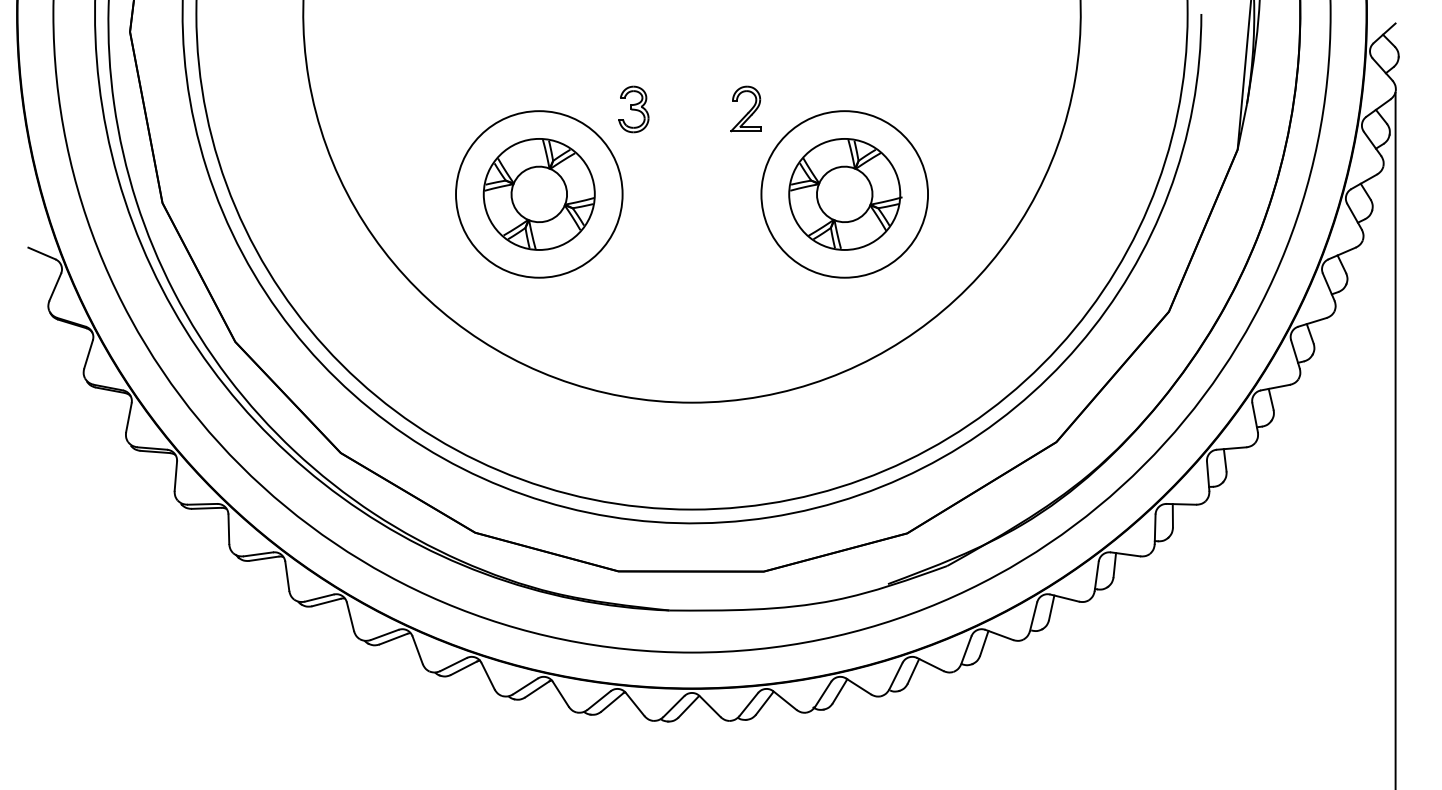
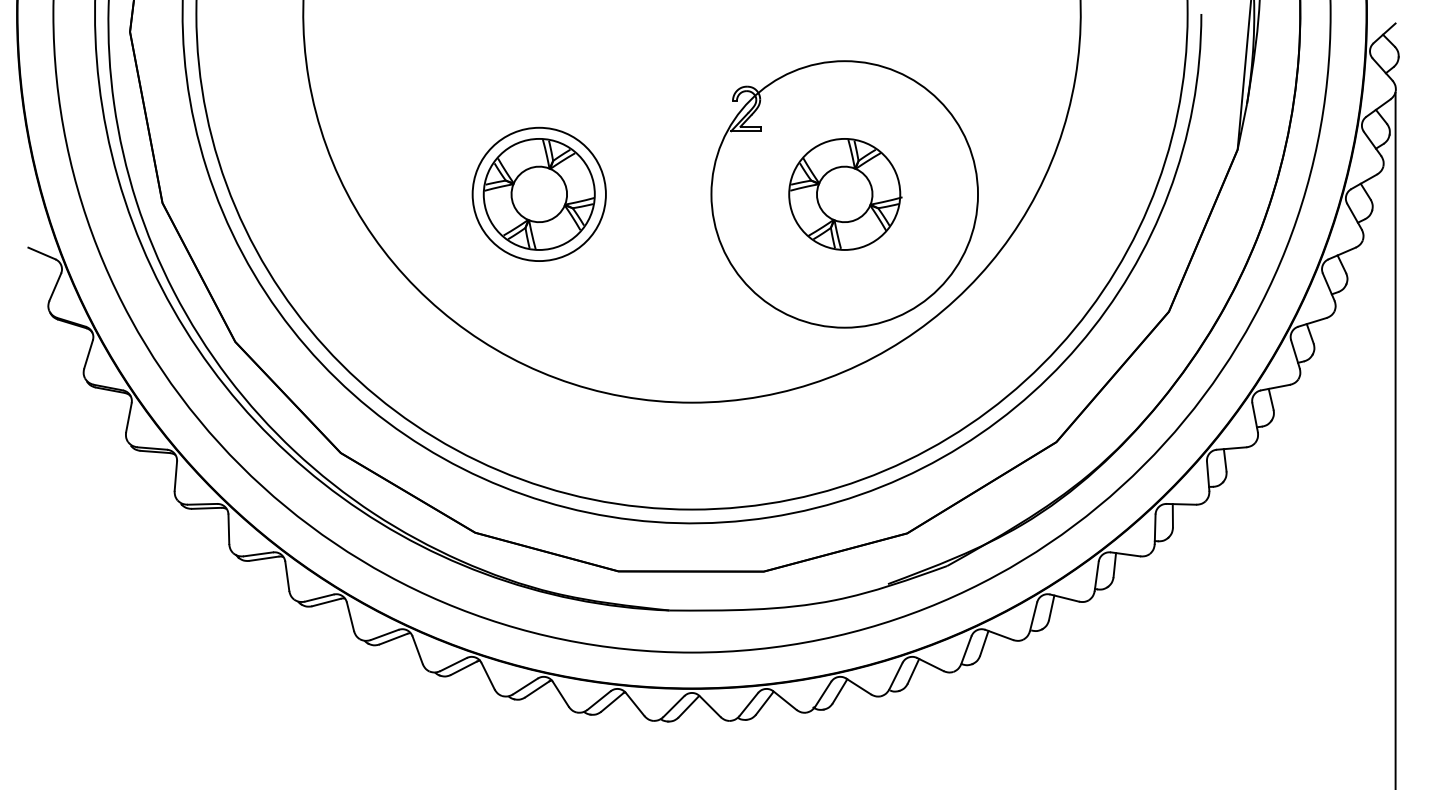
part: present -> none (633, 109)
circle diameter: 167 px -> 133 px (538, 194)
circle diameter: 167 px -> 267 px (844, 194)
